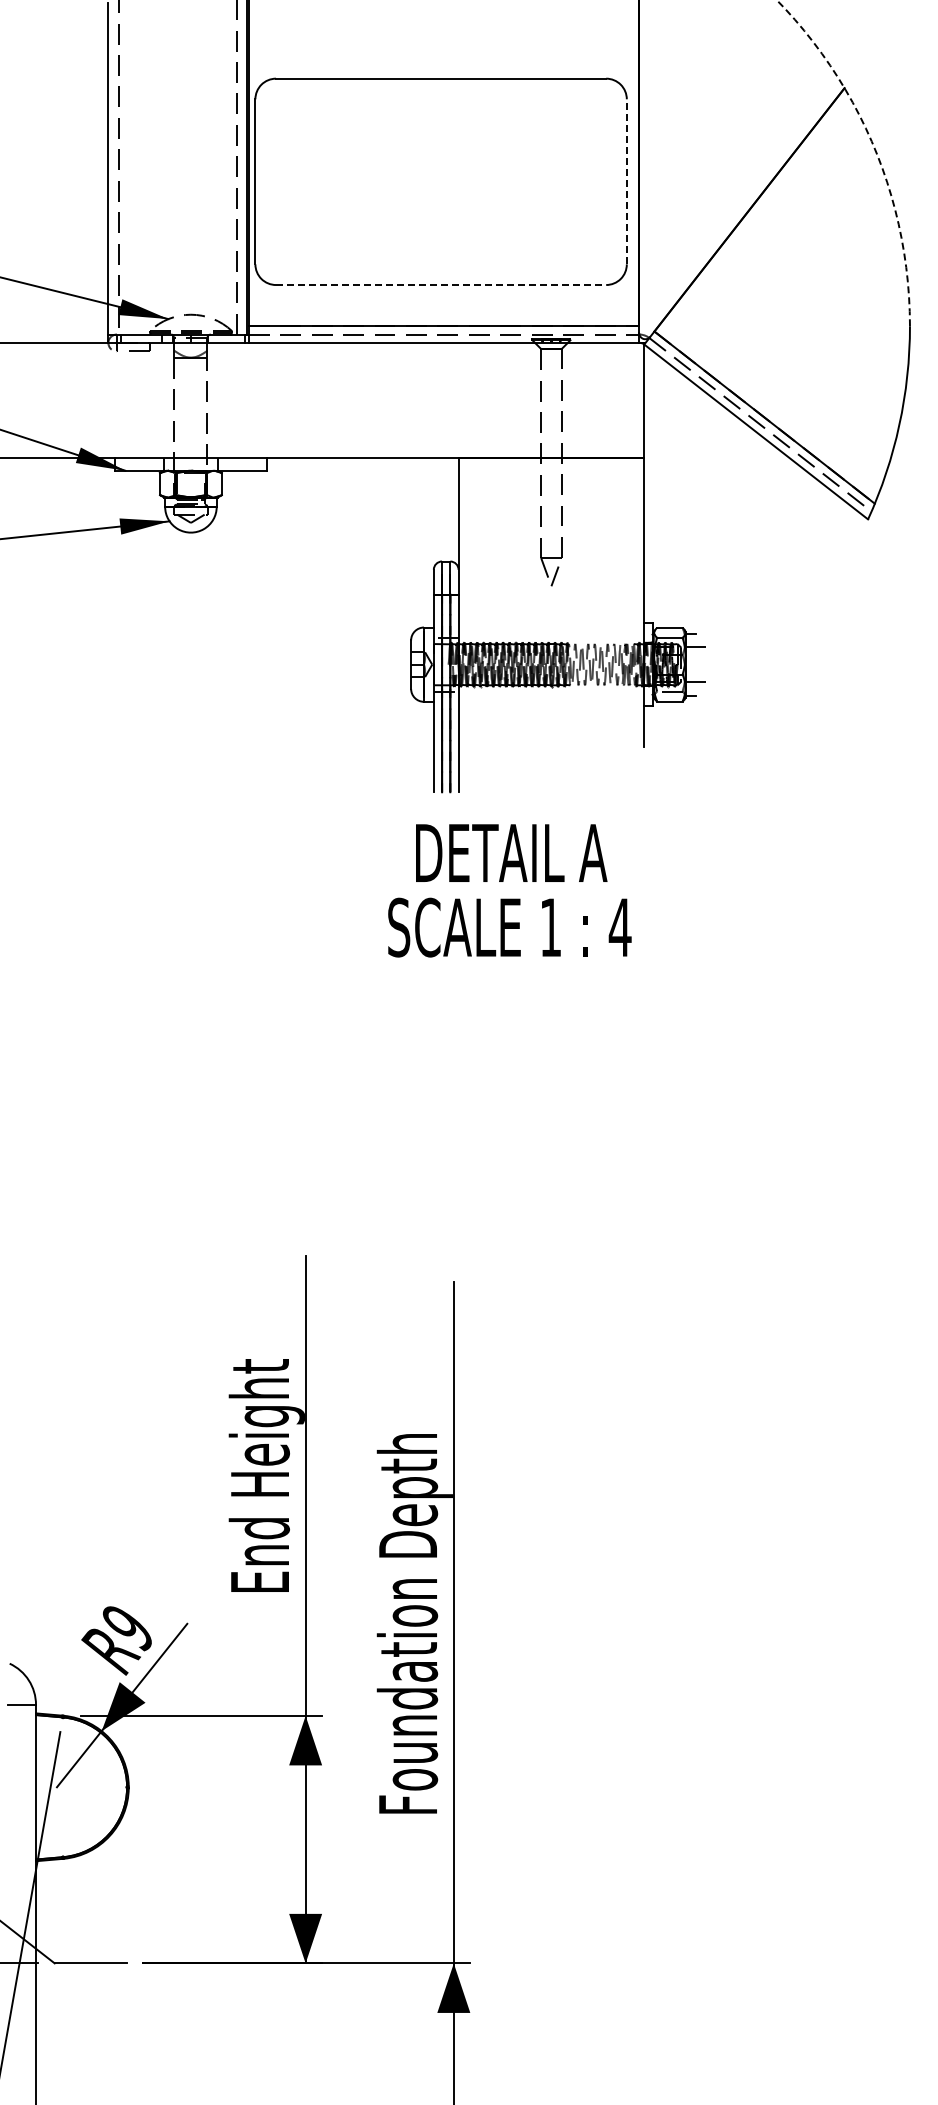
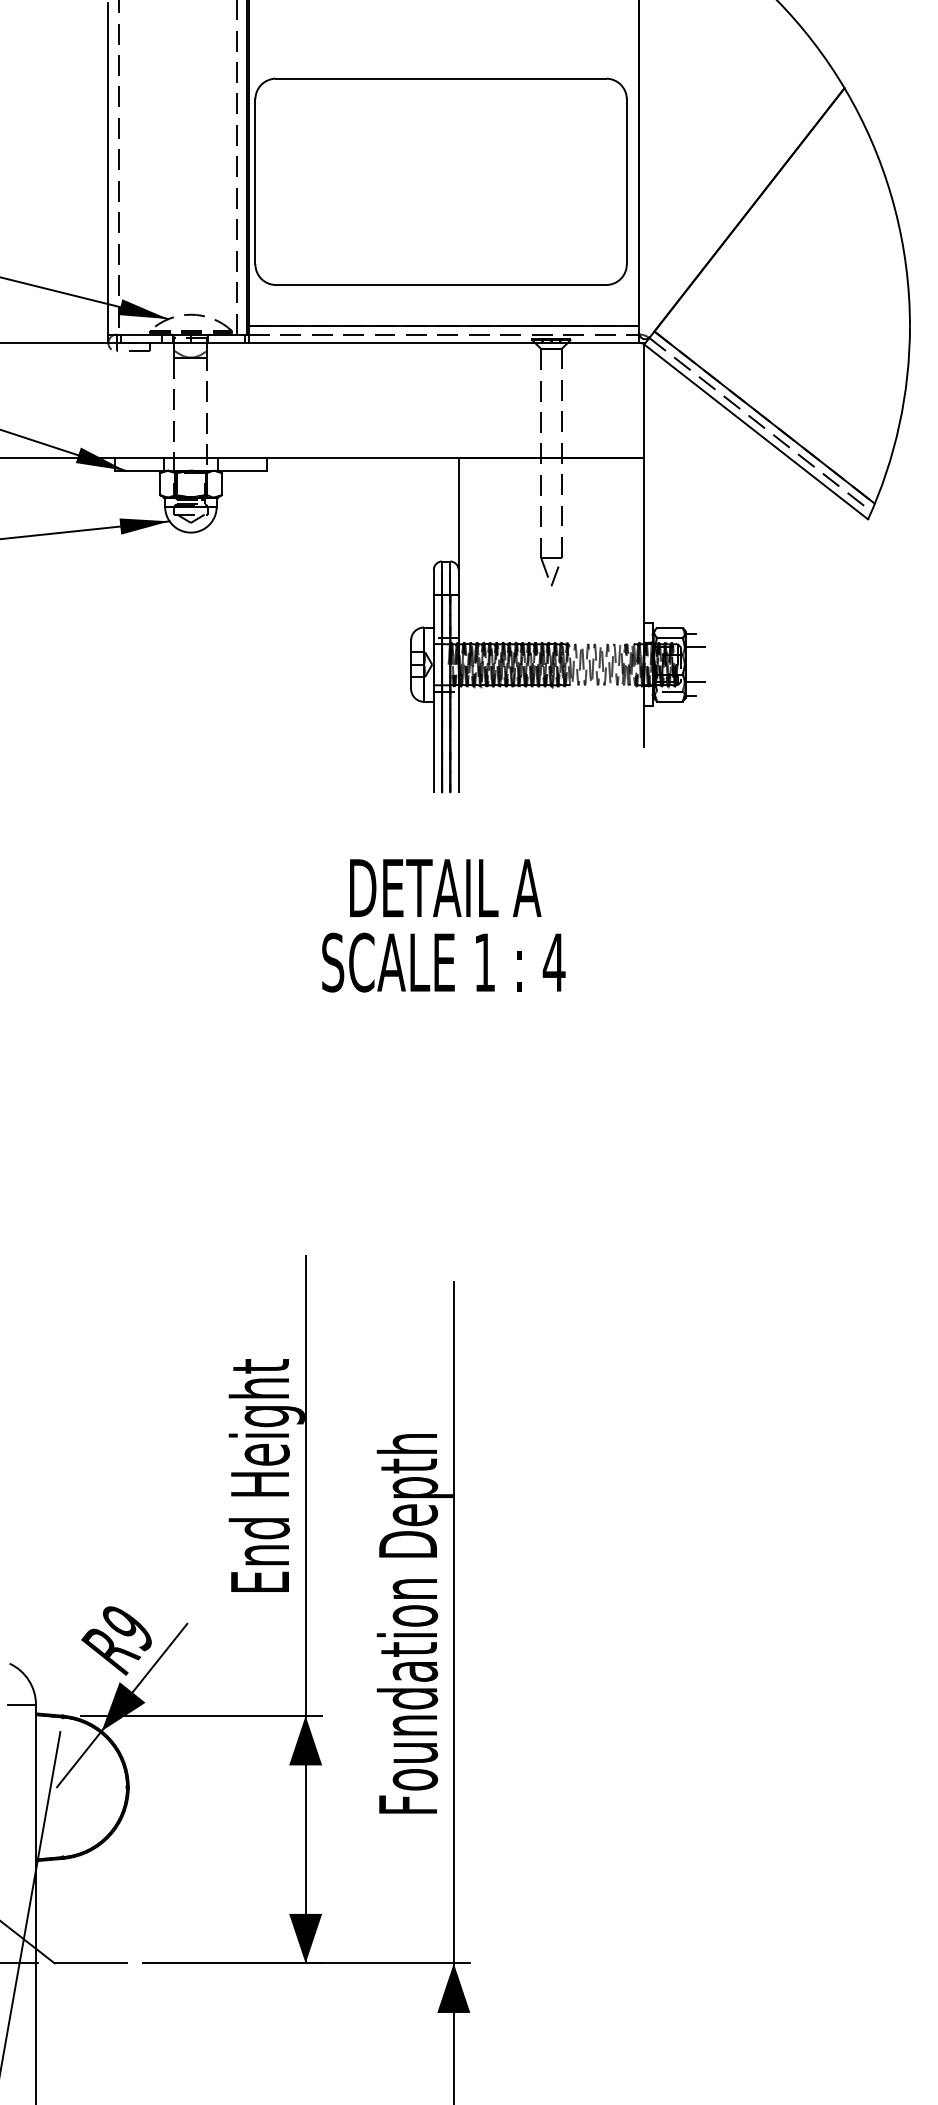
arc: dashed -> solid (875, 149)
line: dashed -> solid (626, 181)
line: dashed -> solid (441, 285)
text position: (509, 890) -> (443, 925) (443, 925)
